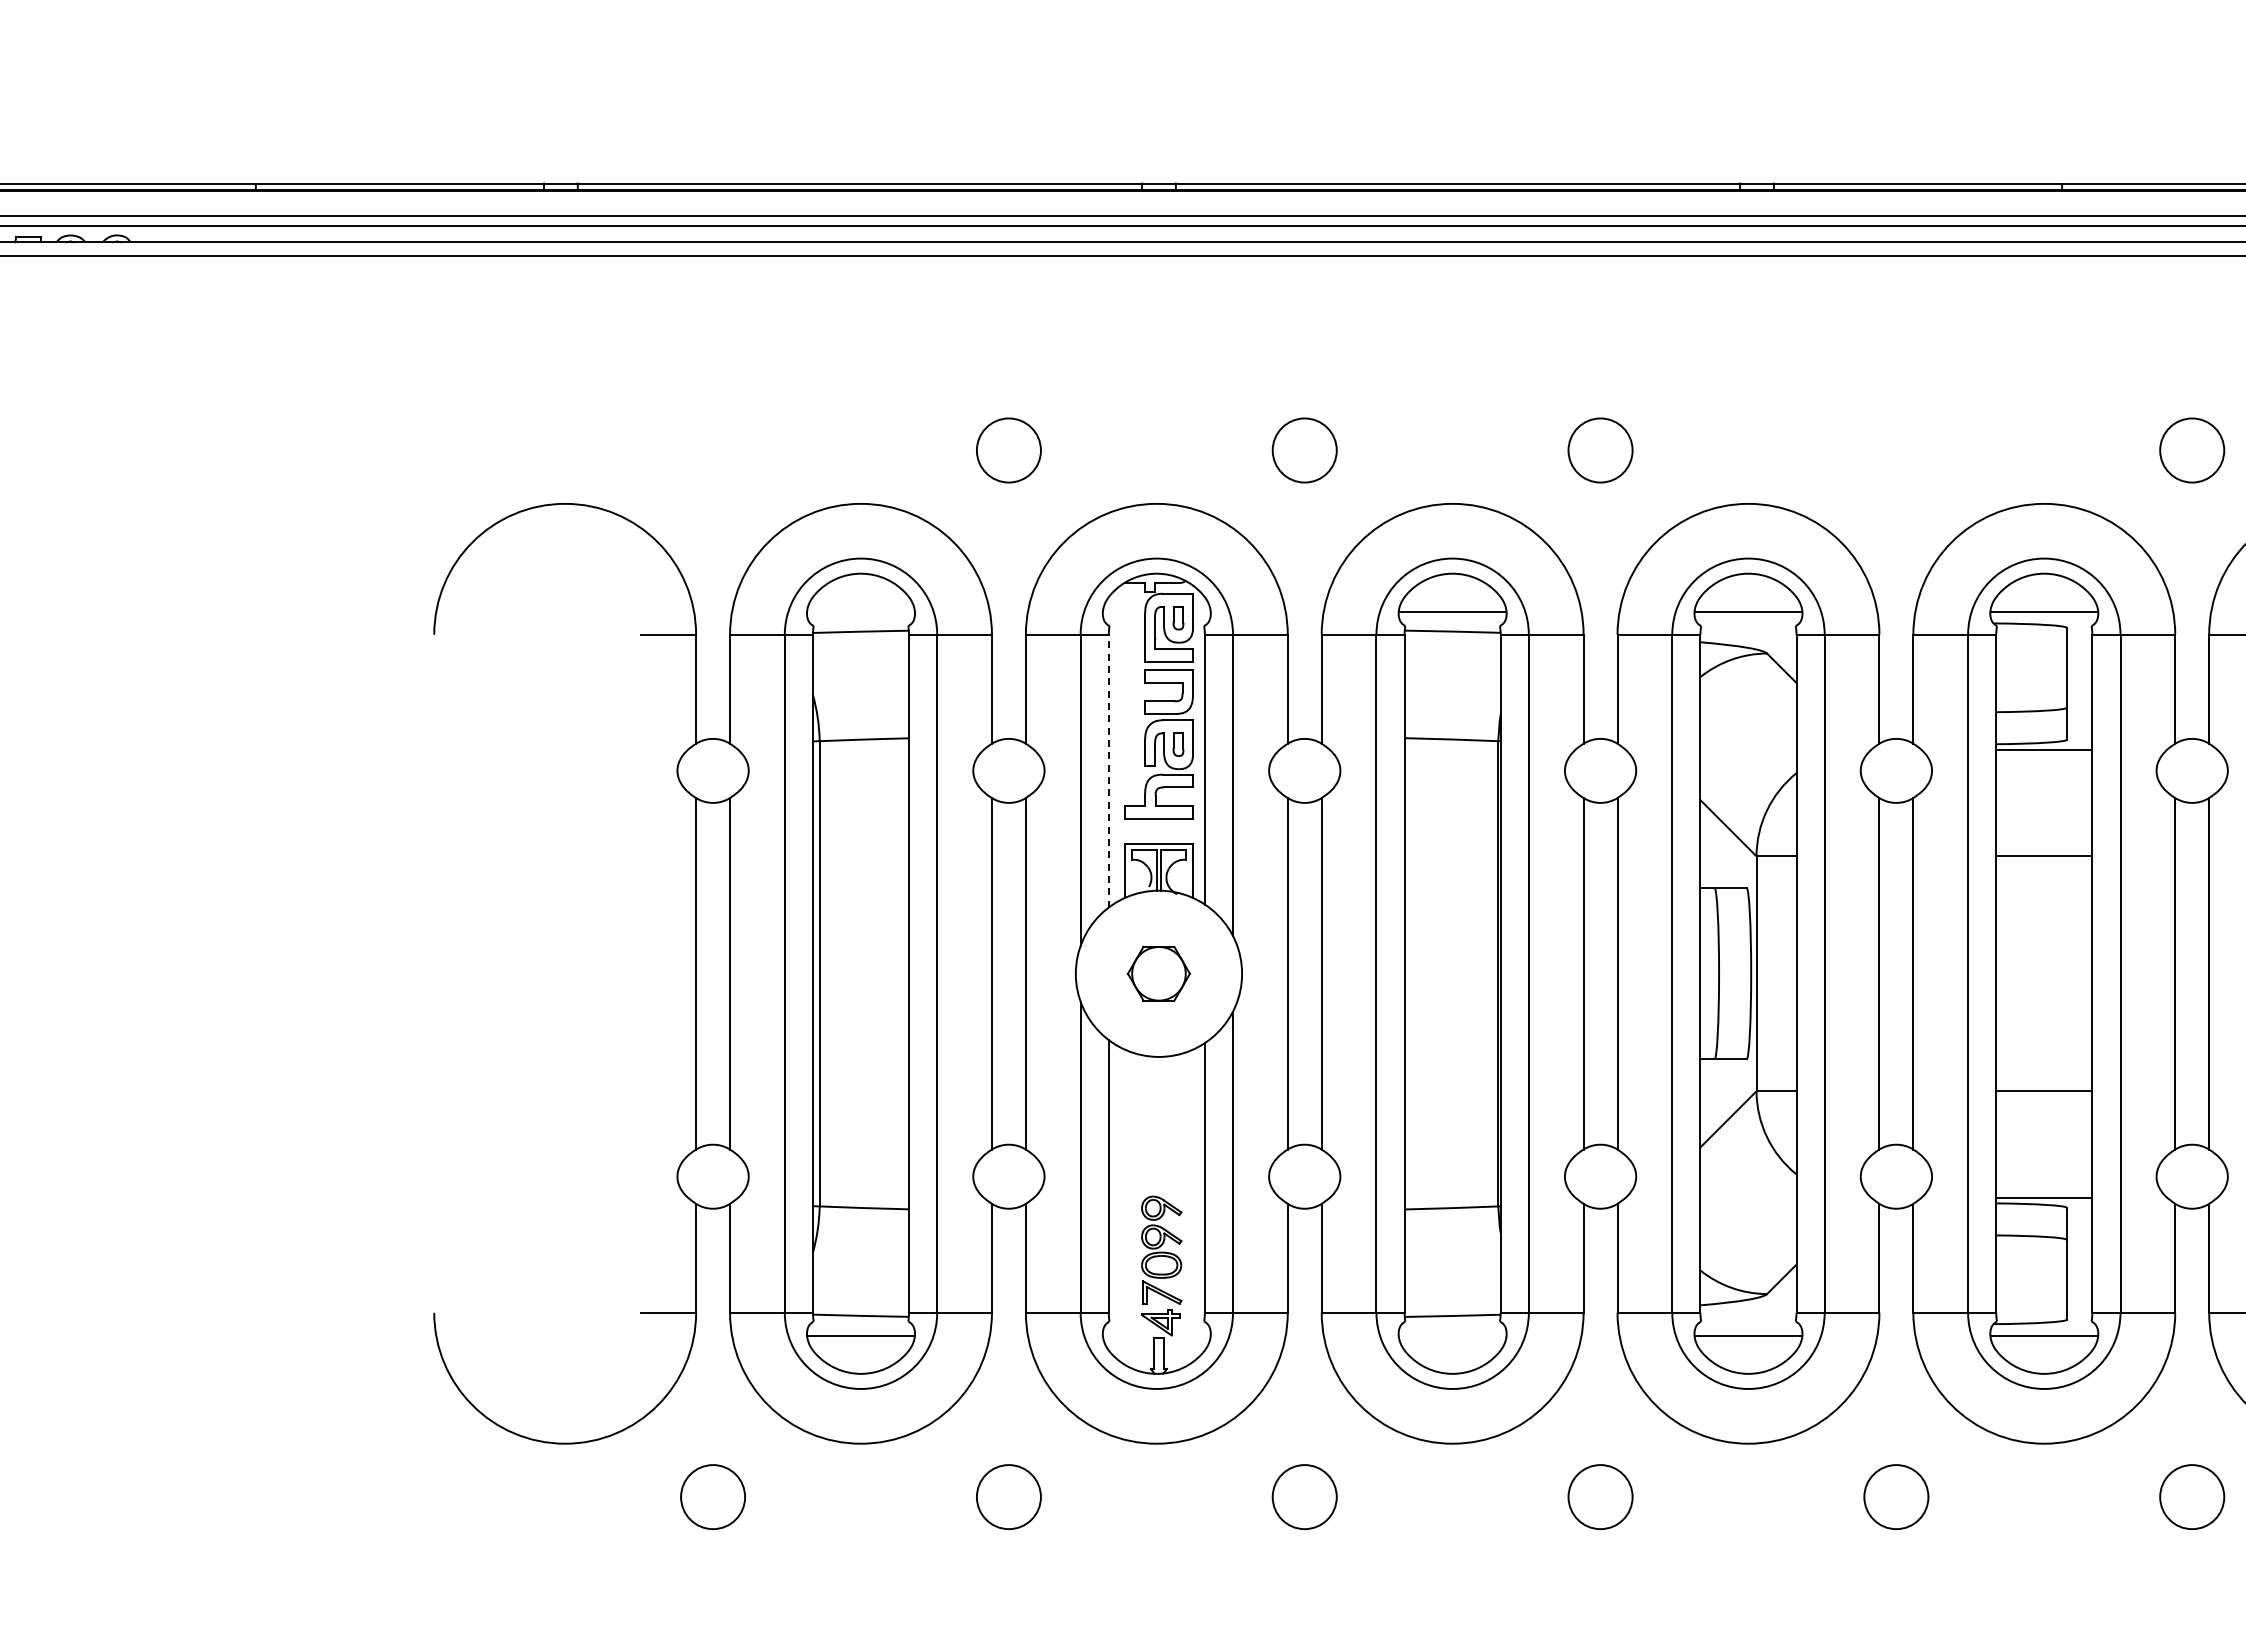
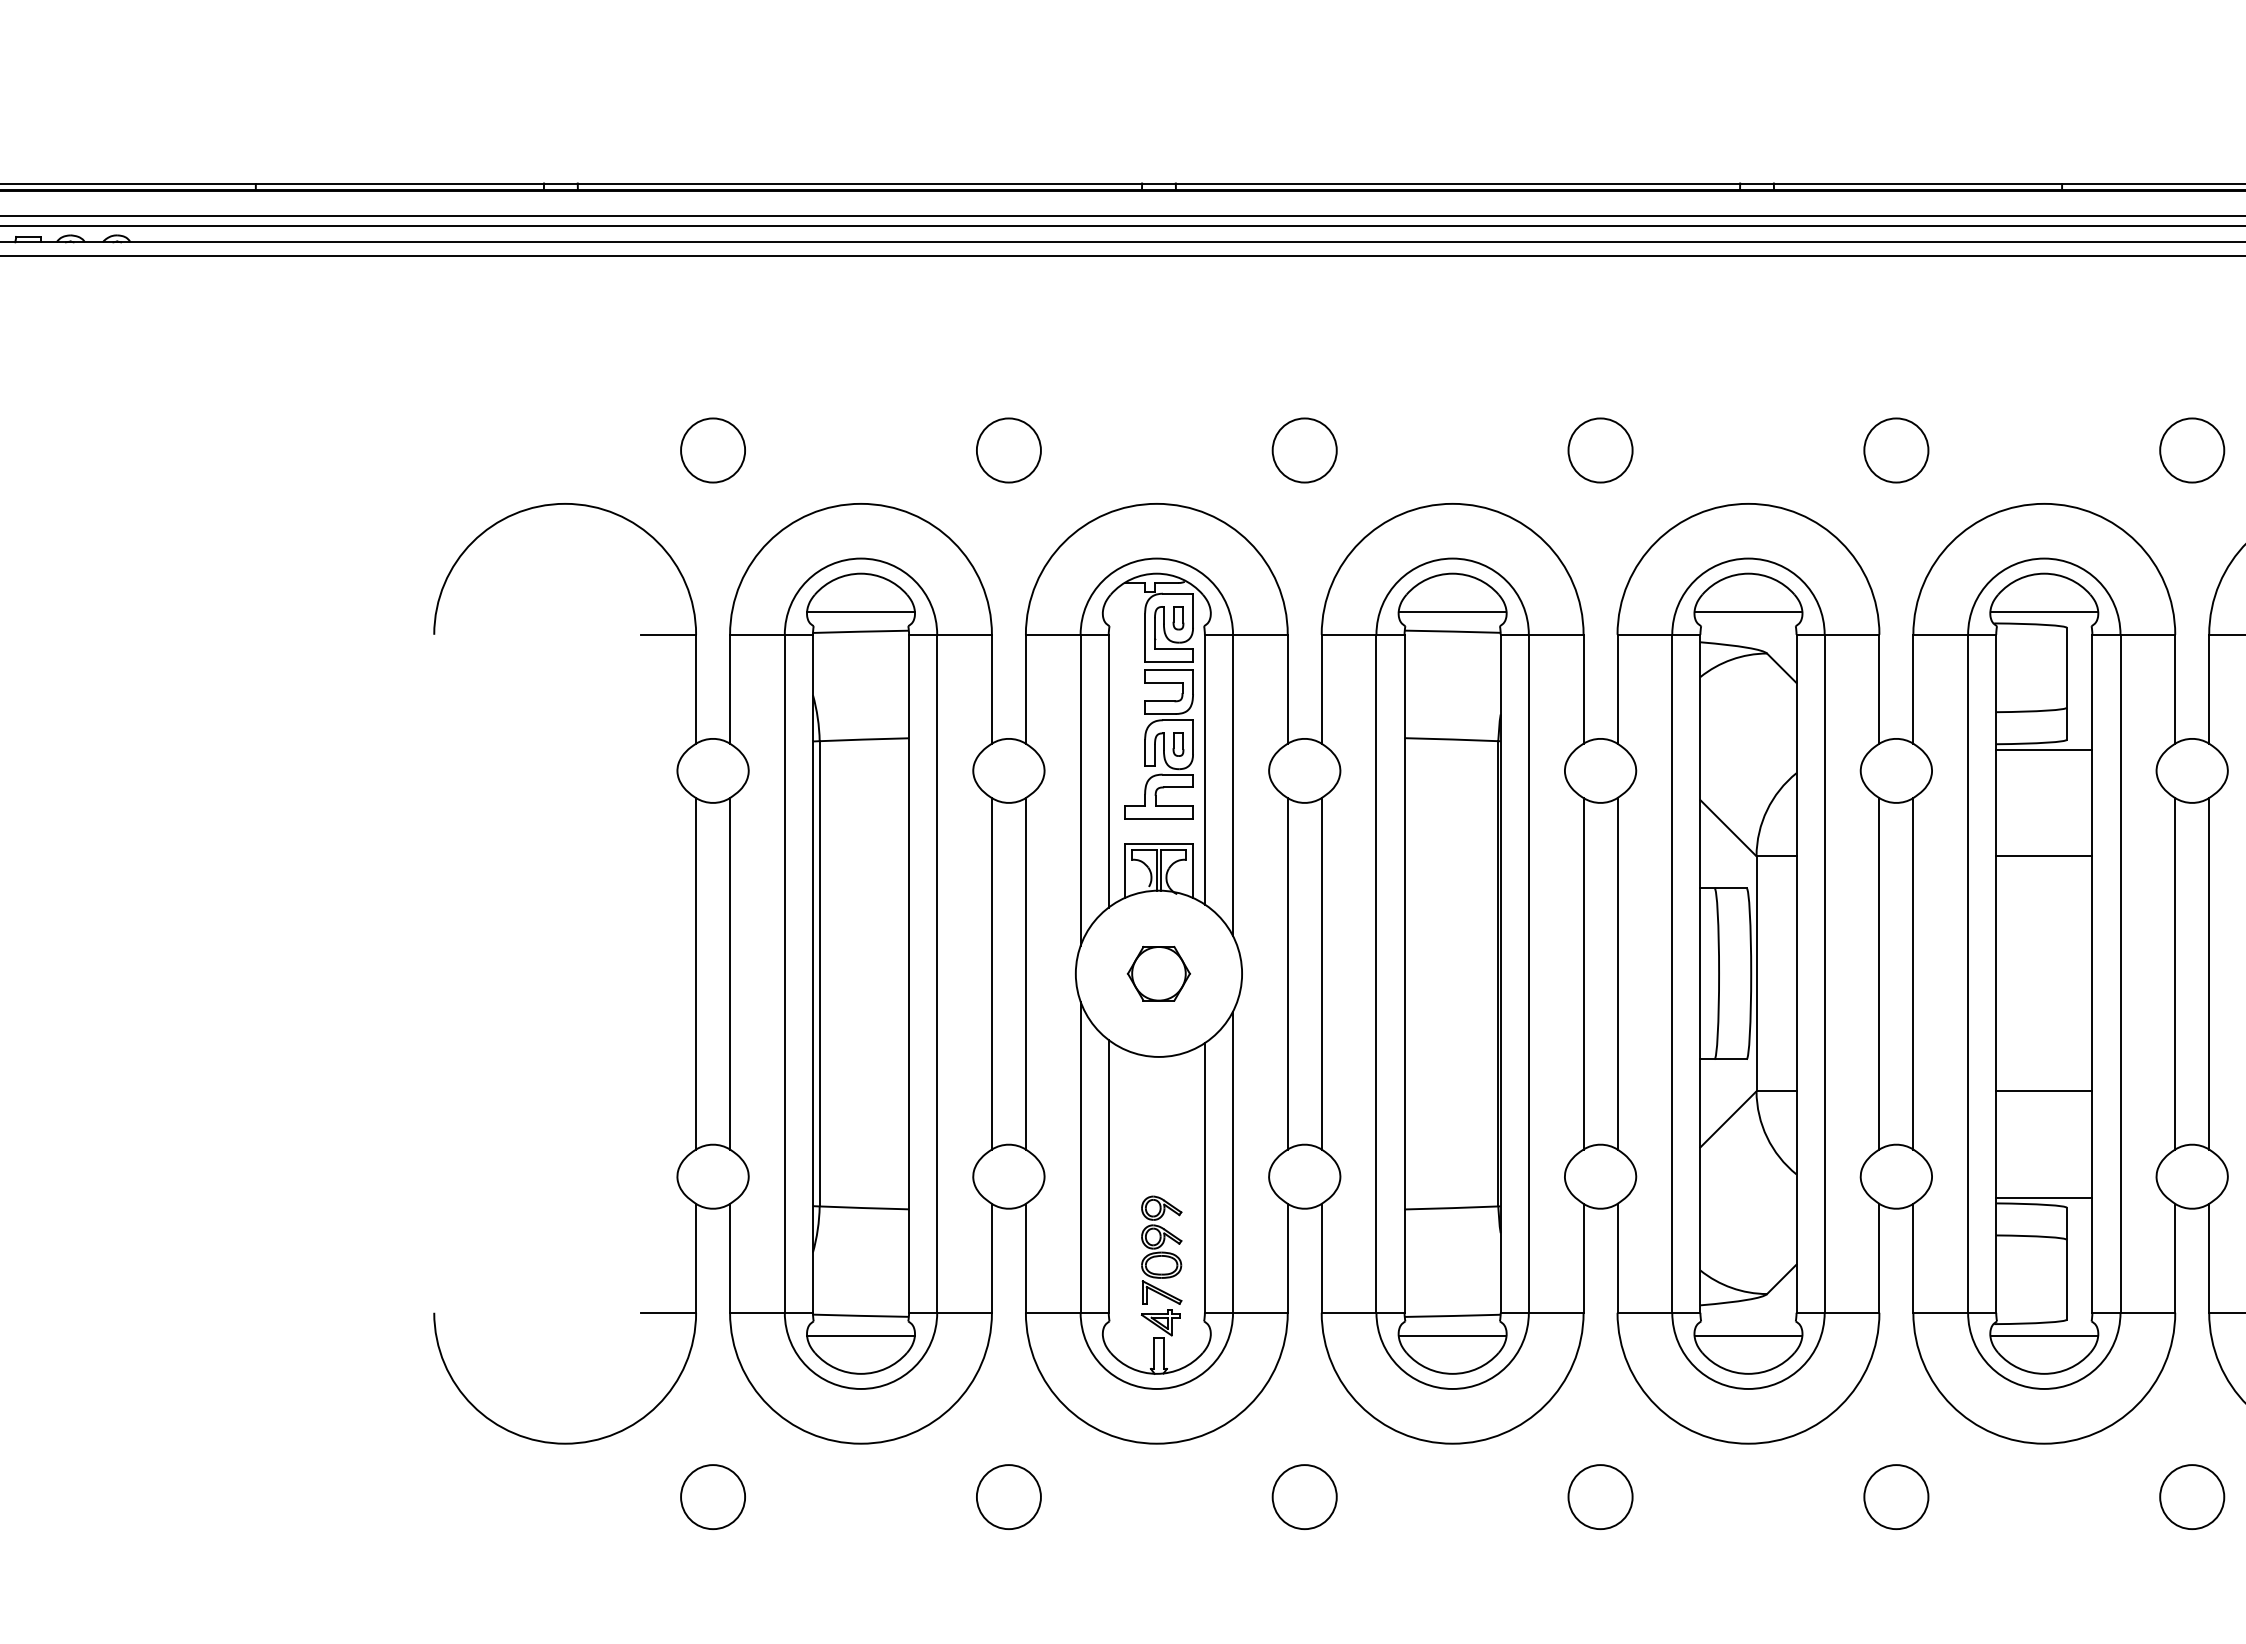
circle: none -> present (712, 450)
circle: none -> present (1896, 450)
line: none -> present (860, 612)
line: dashed -> solid (1108, 770)
line: none -> present (1452, 1335)
